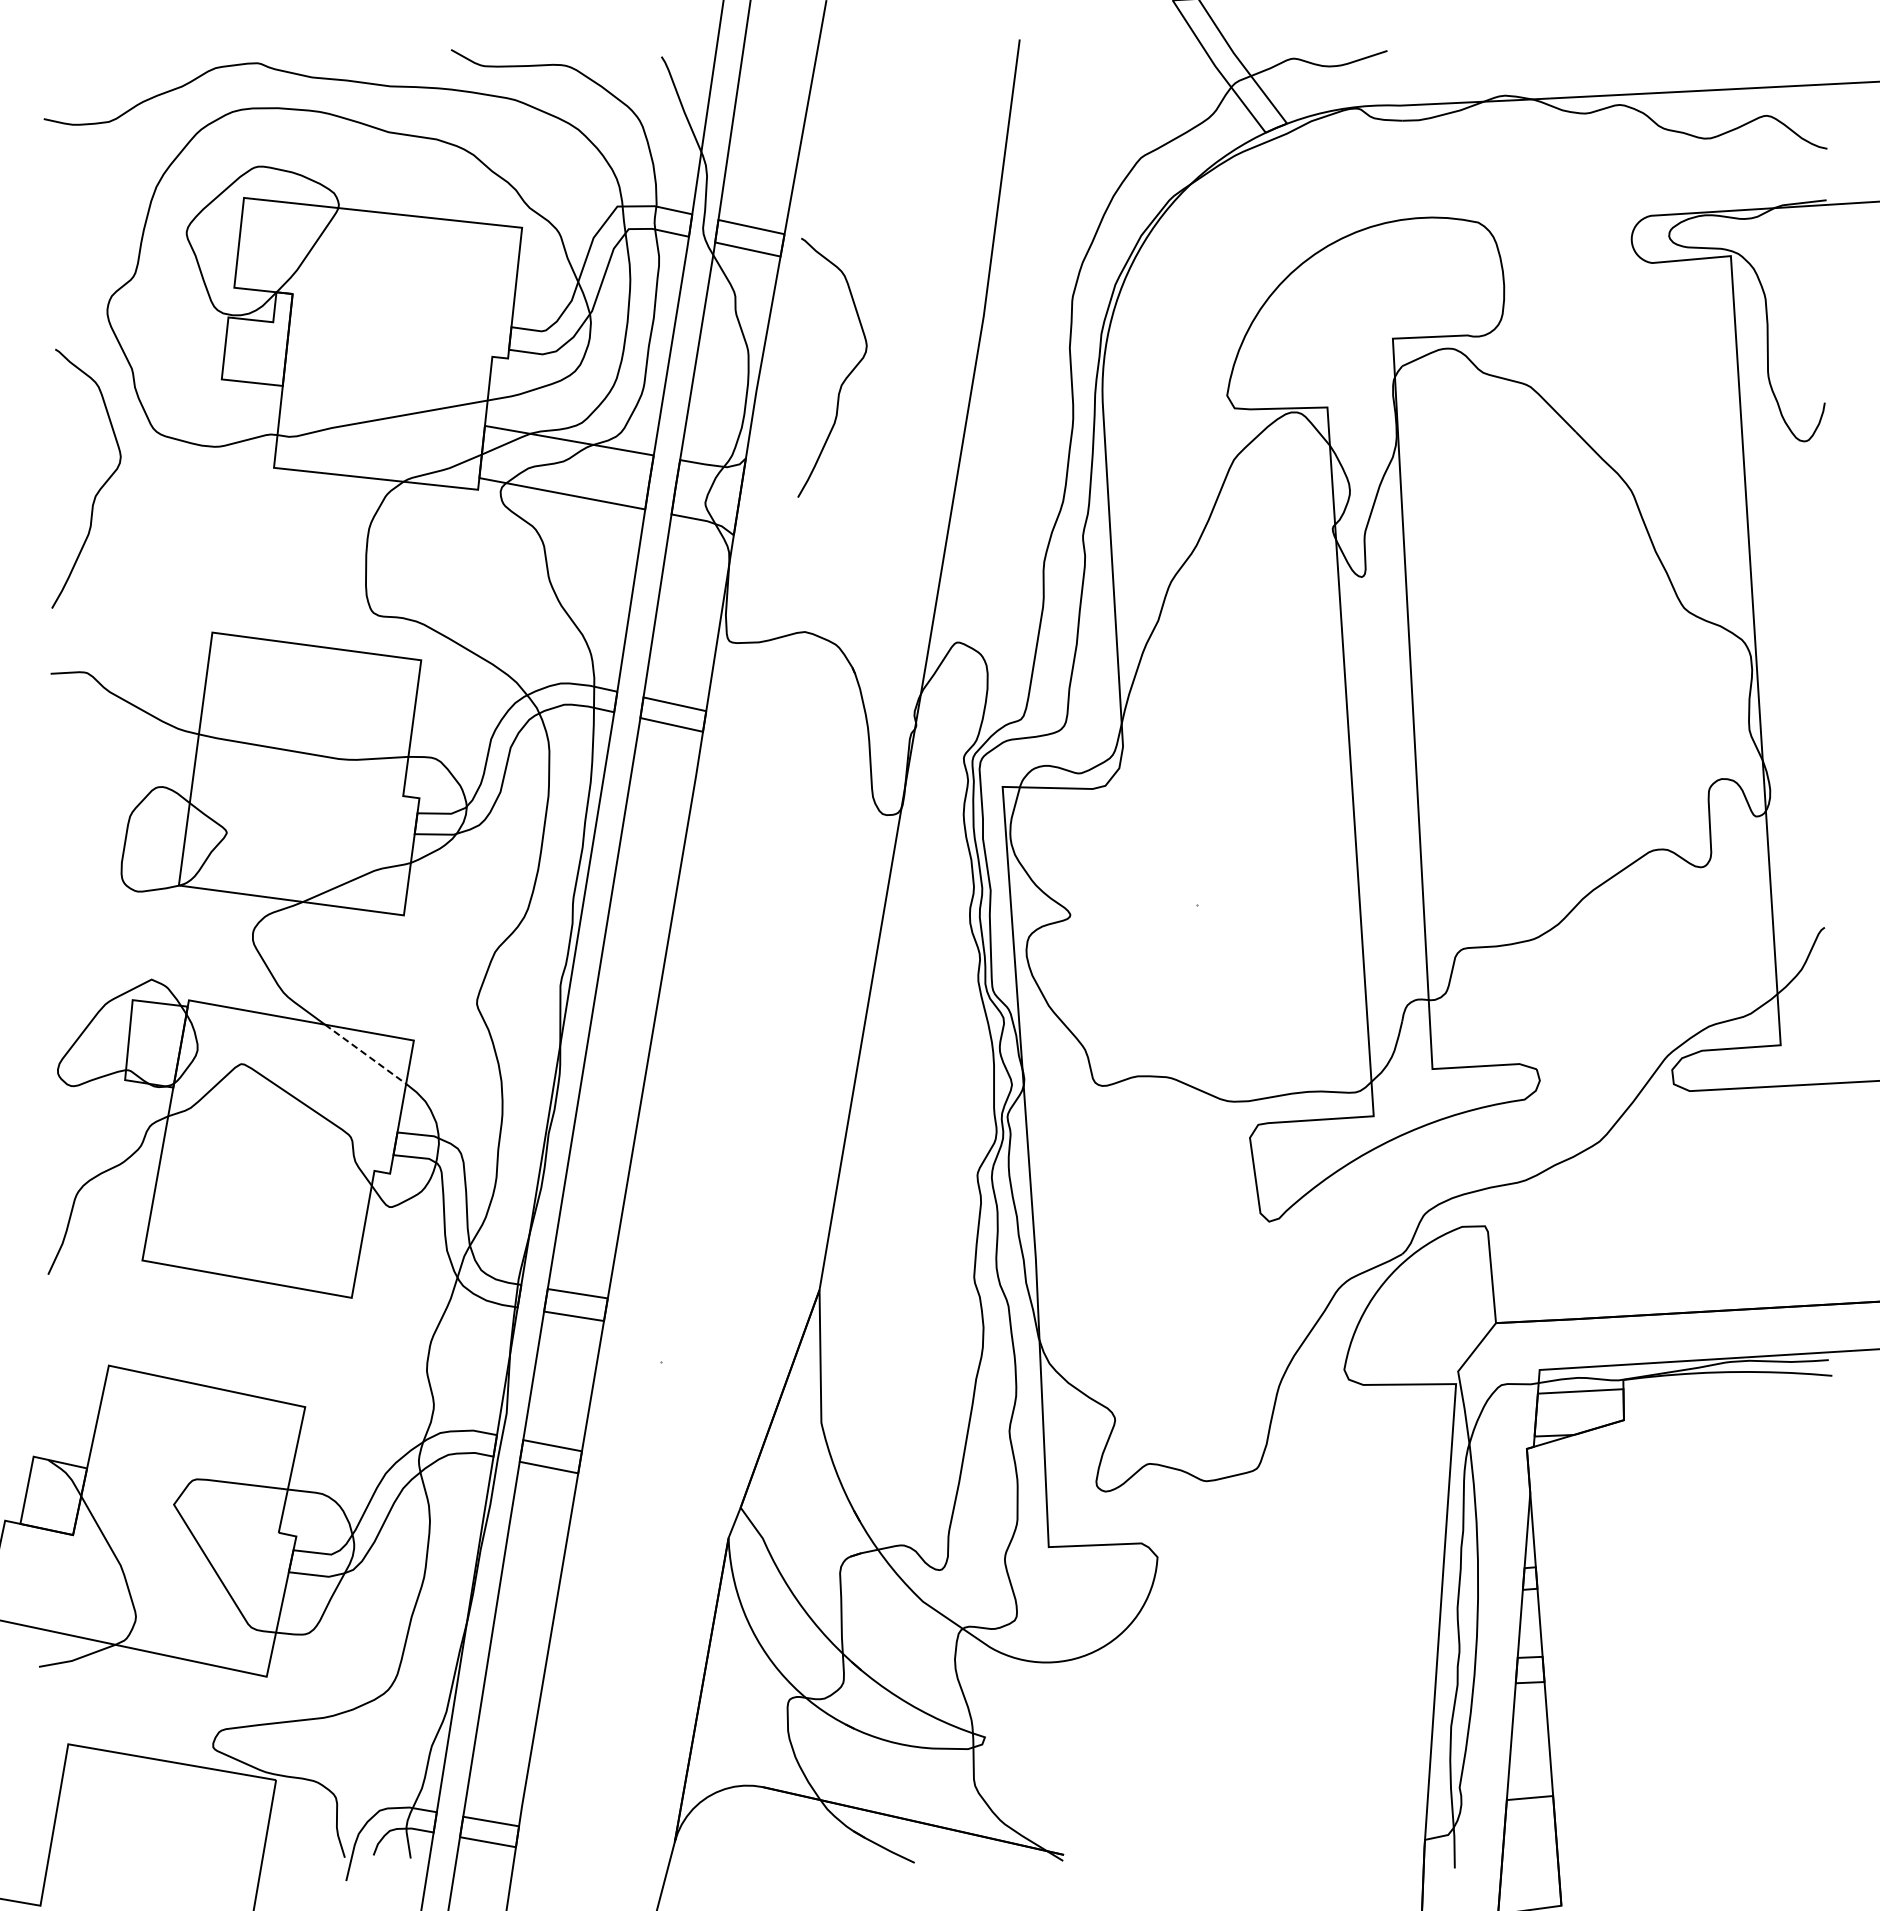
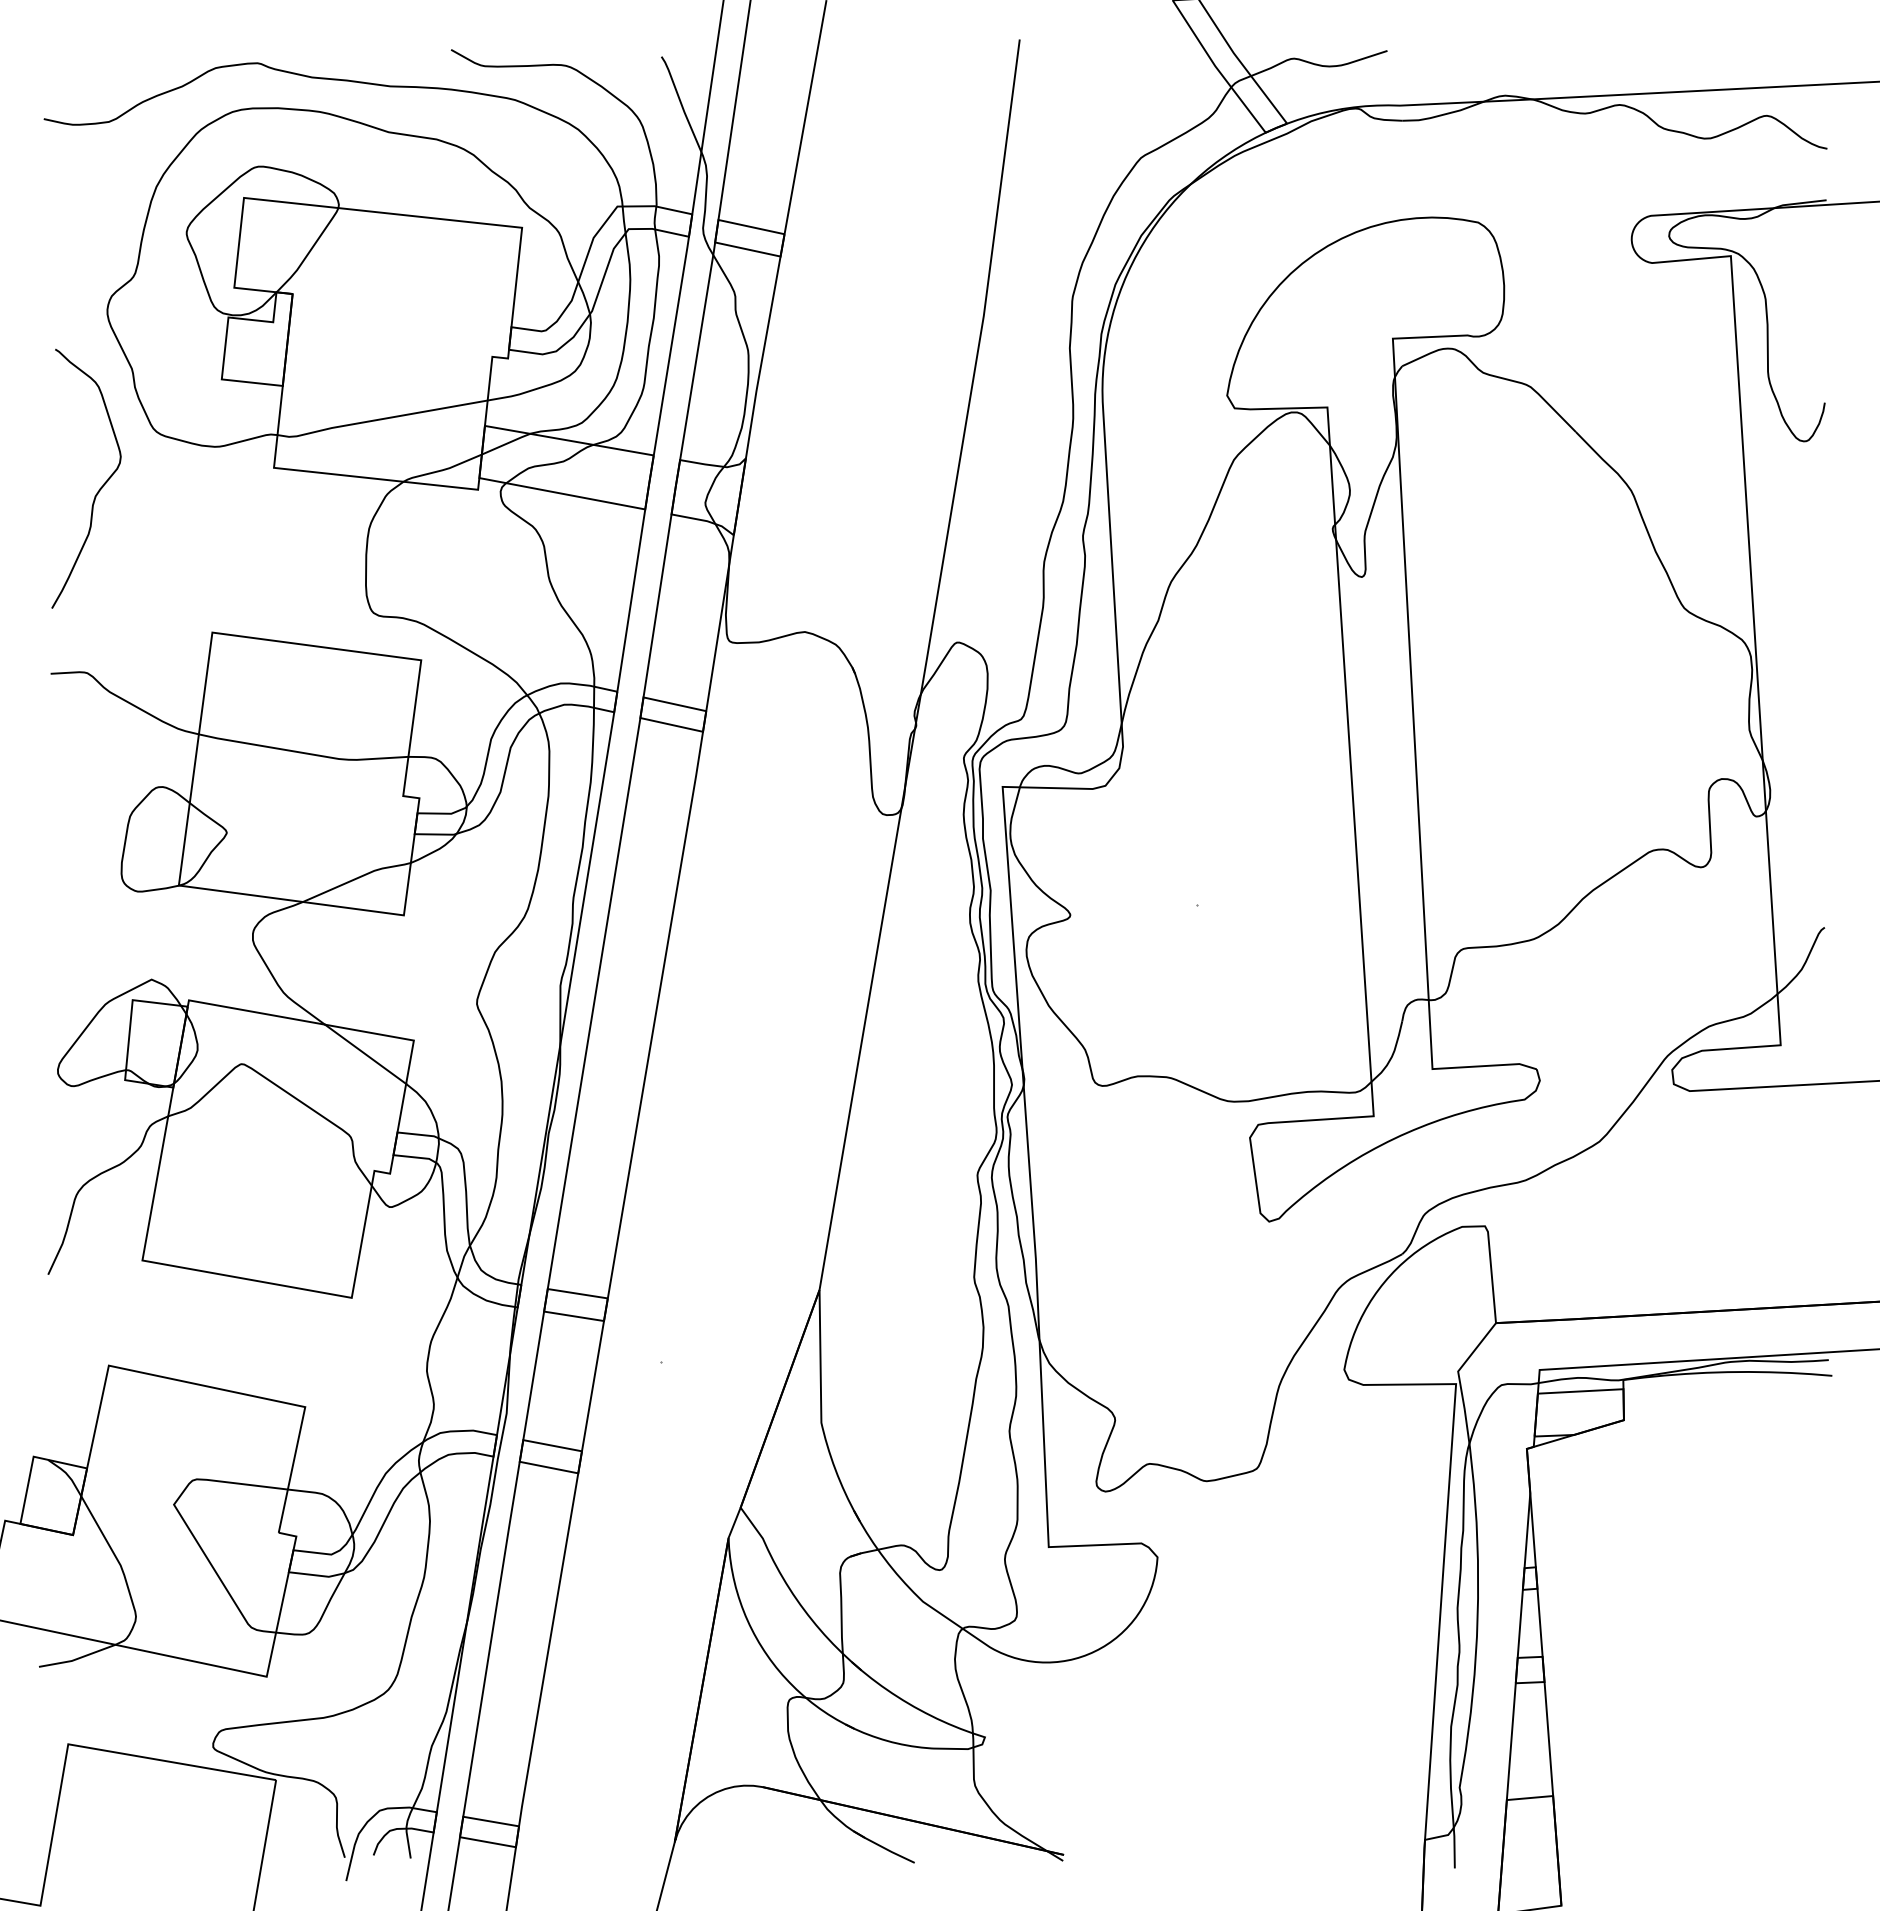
curve: present -> none (845, 377)
line: dashed -> solid (366, 1054)
